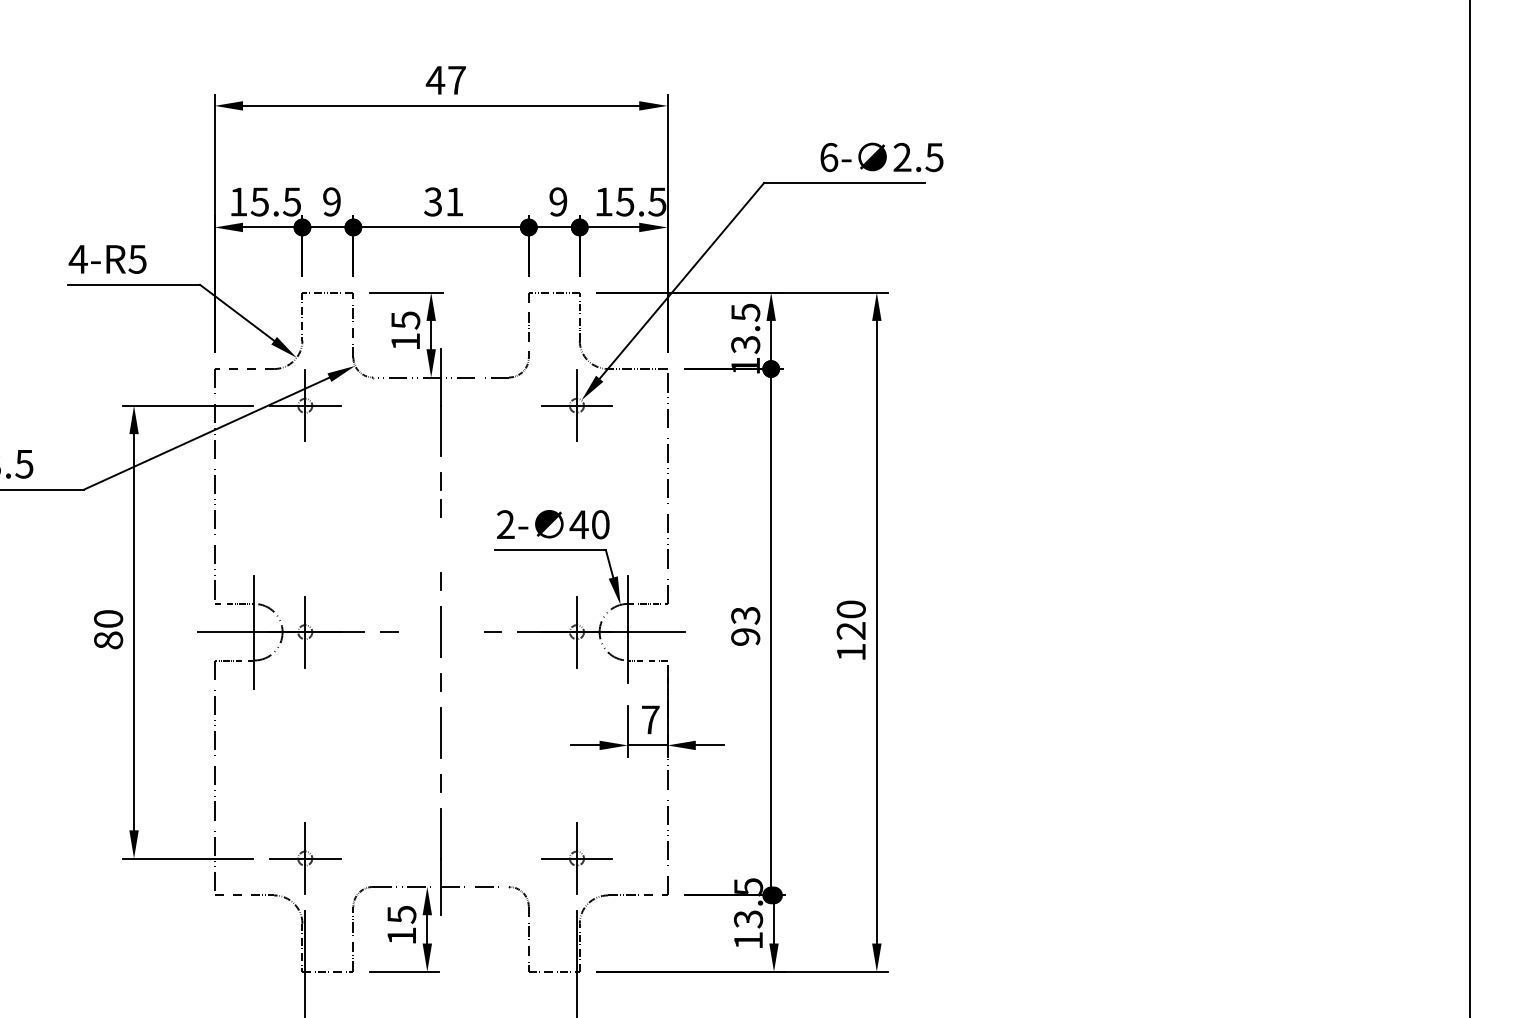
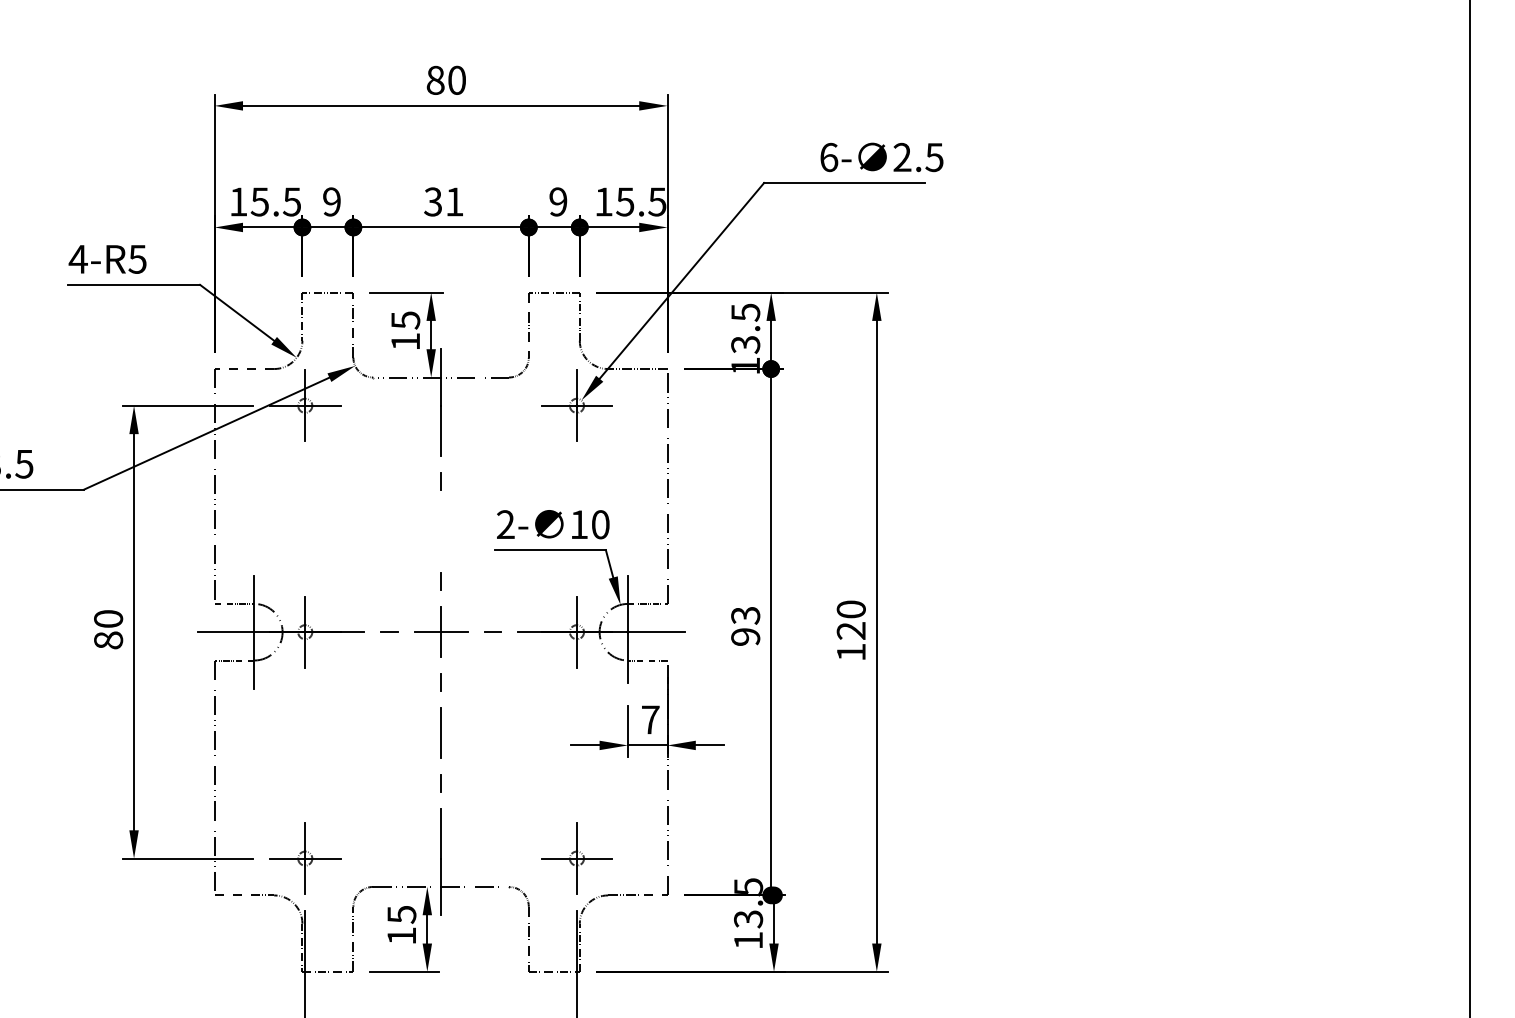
text: 47 -> 80 (445, 79)
line: present -> none (440, 508)
text: 40 -> 10 (578, 524)
line: none -> present (440, 632)
